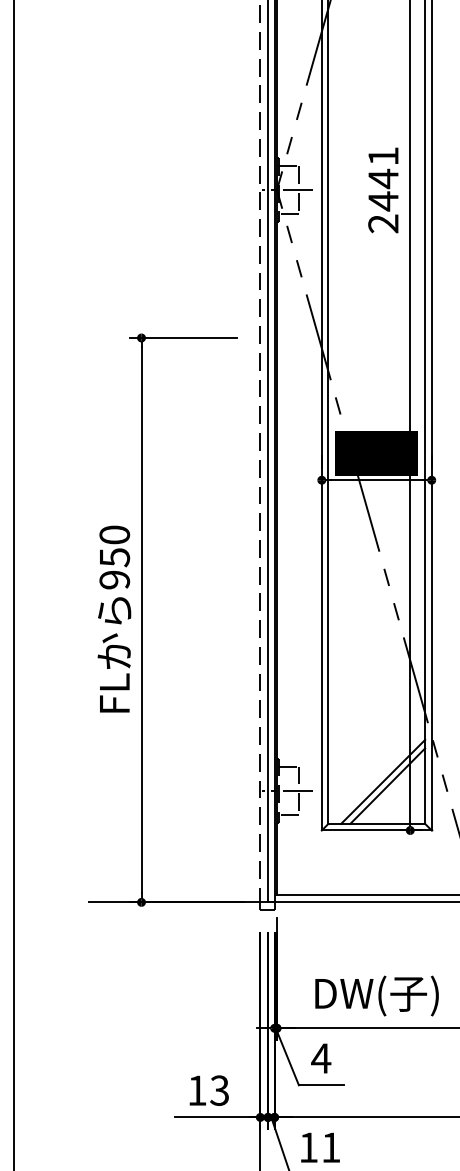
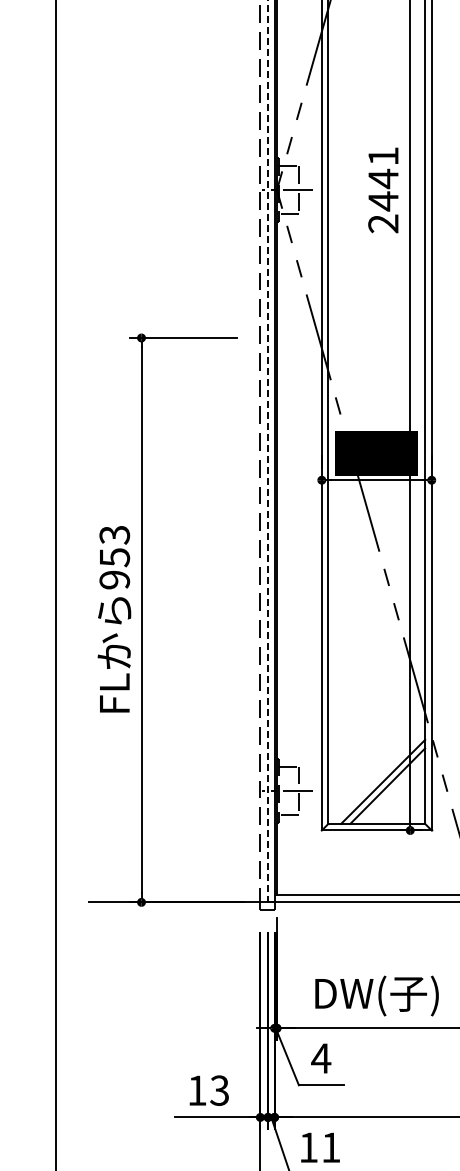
line: solid -> dashed (268, 451)
text: 950 -> 953 (114, 534)
line position: (13, 584) -> (55, 584) (55, 584)
